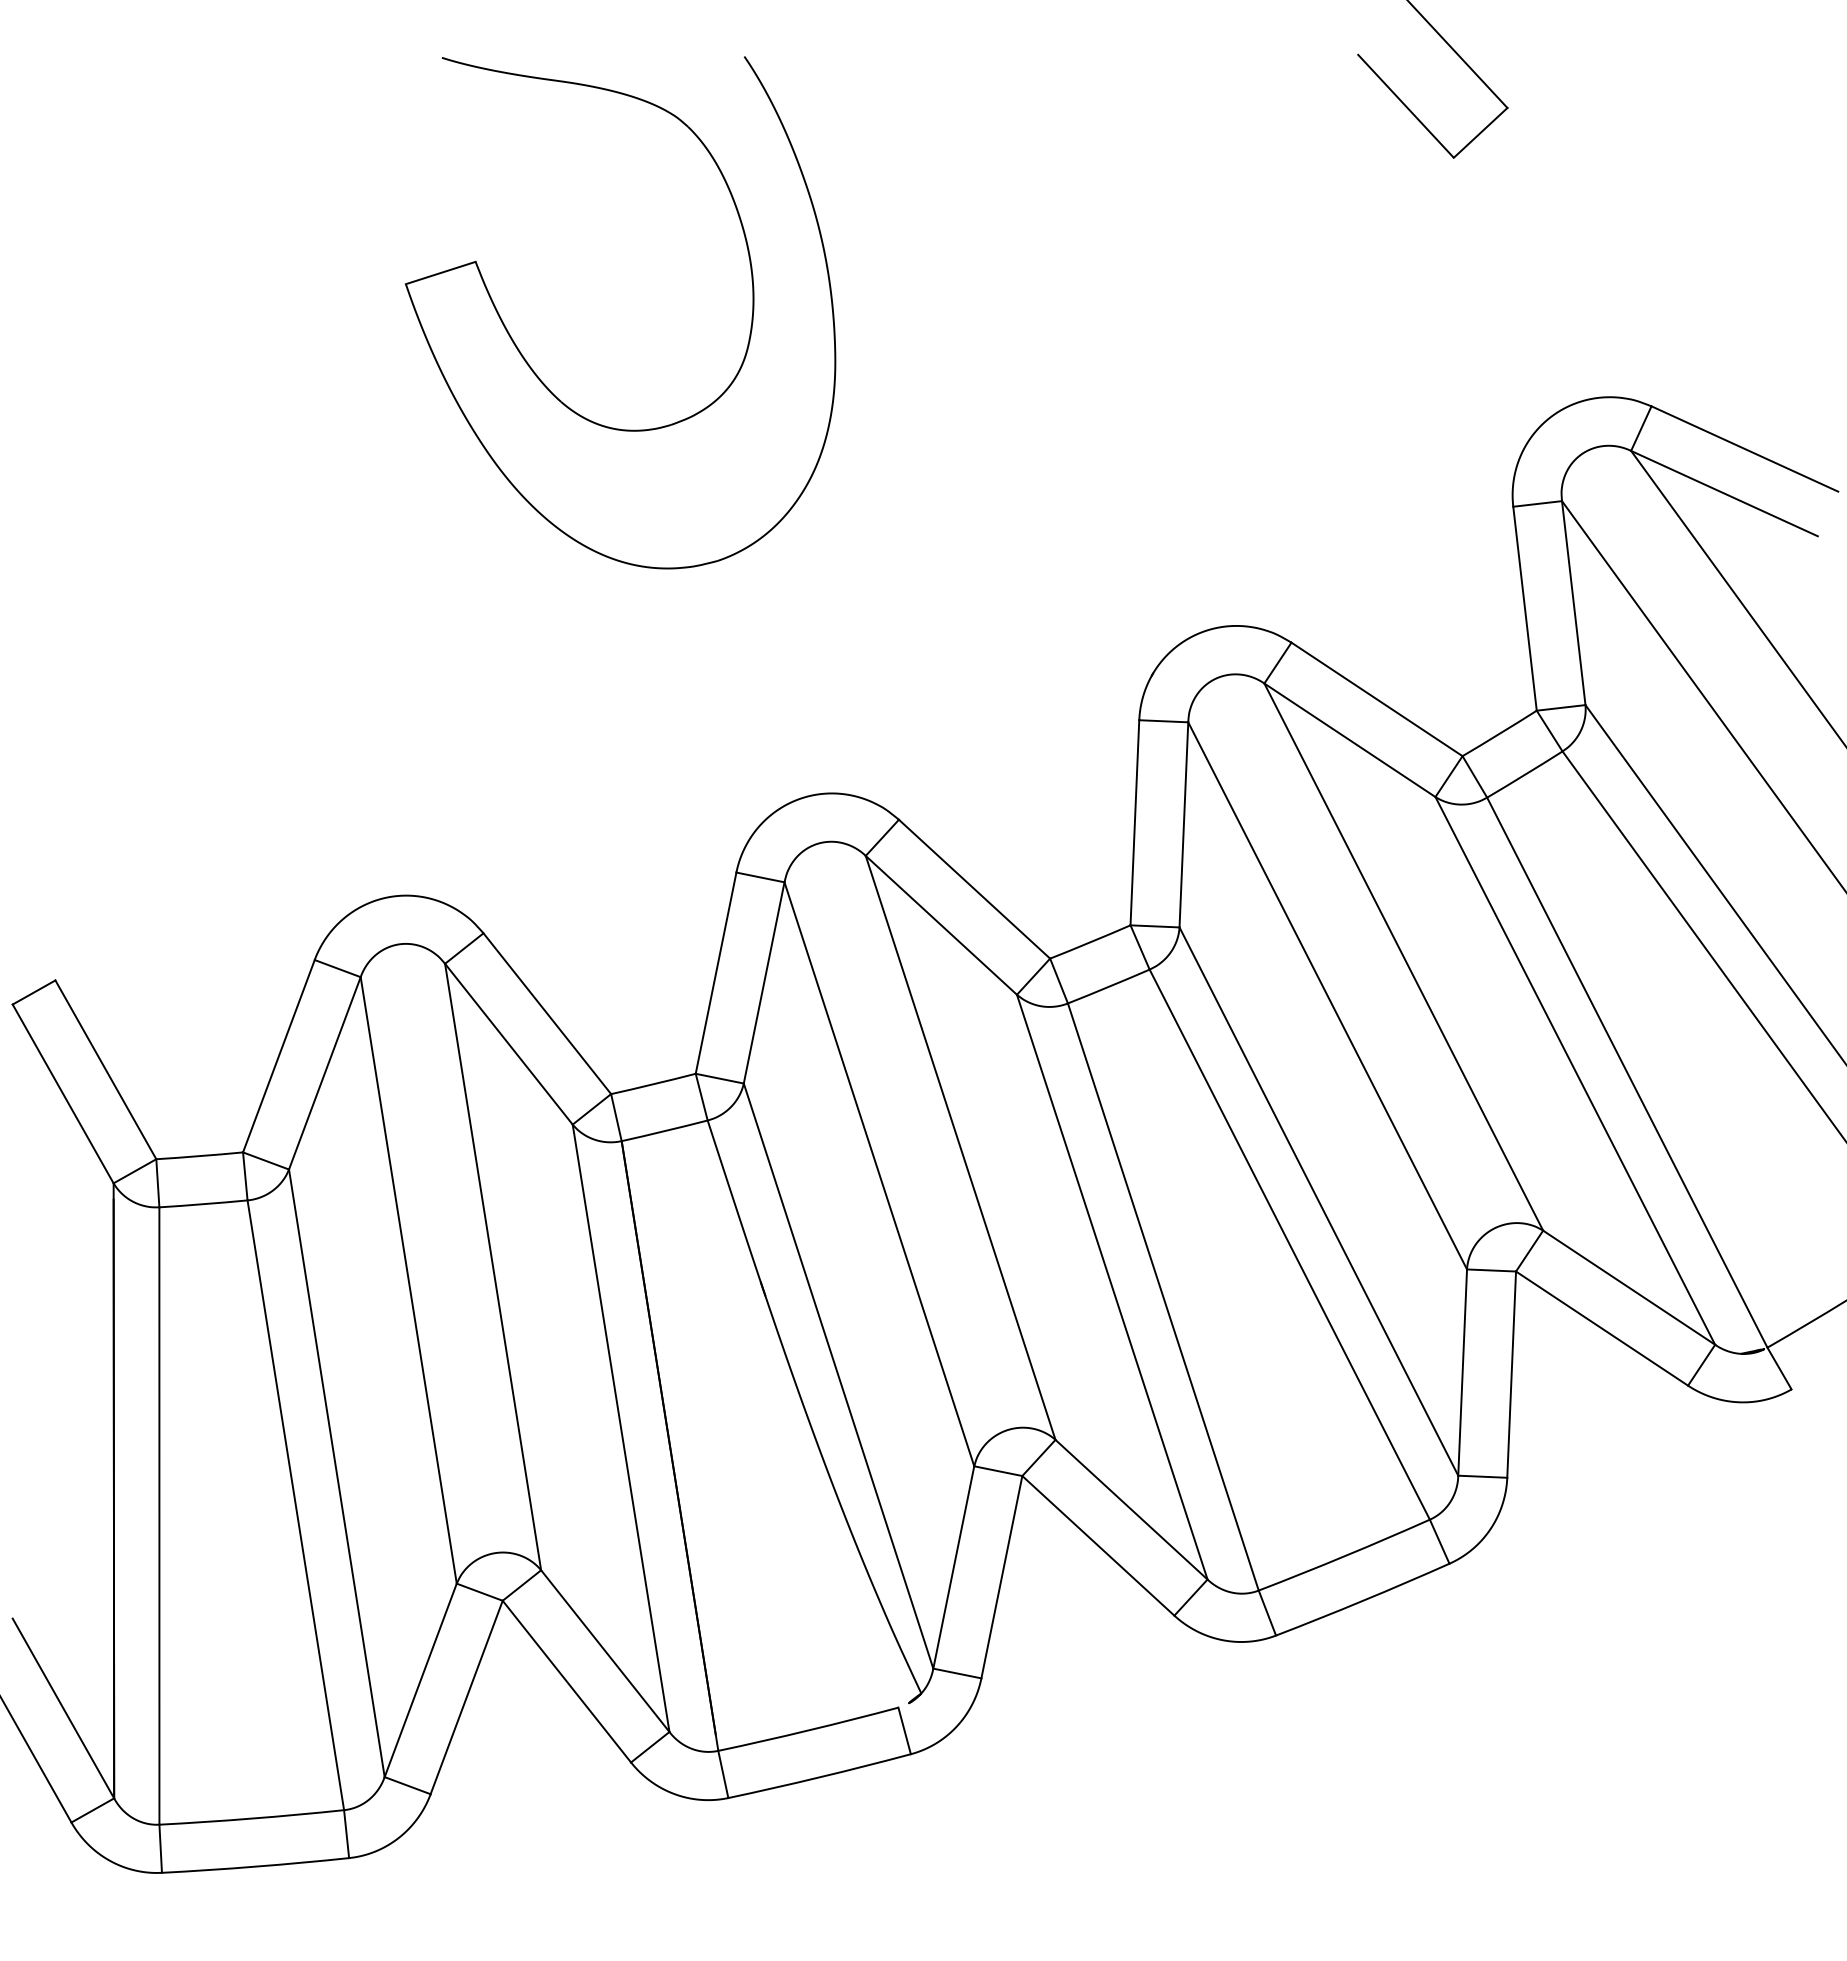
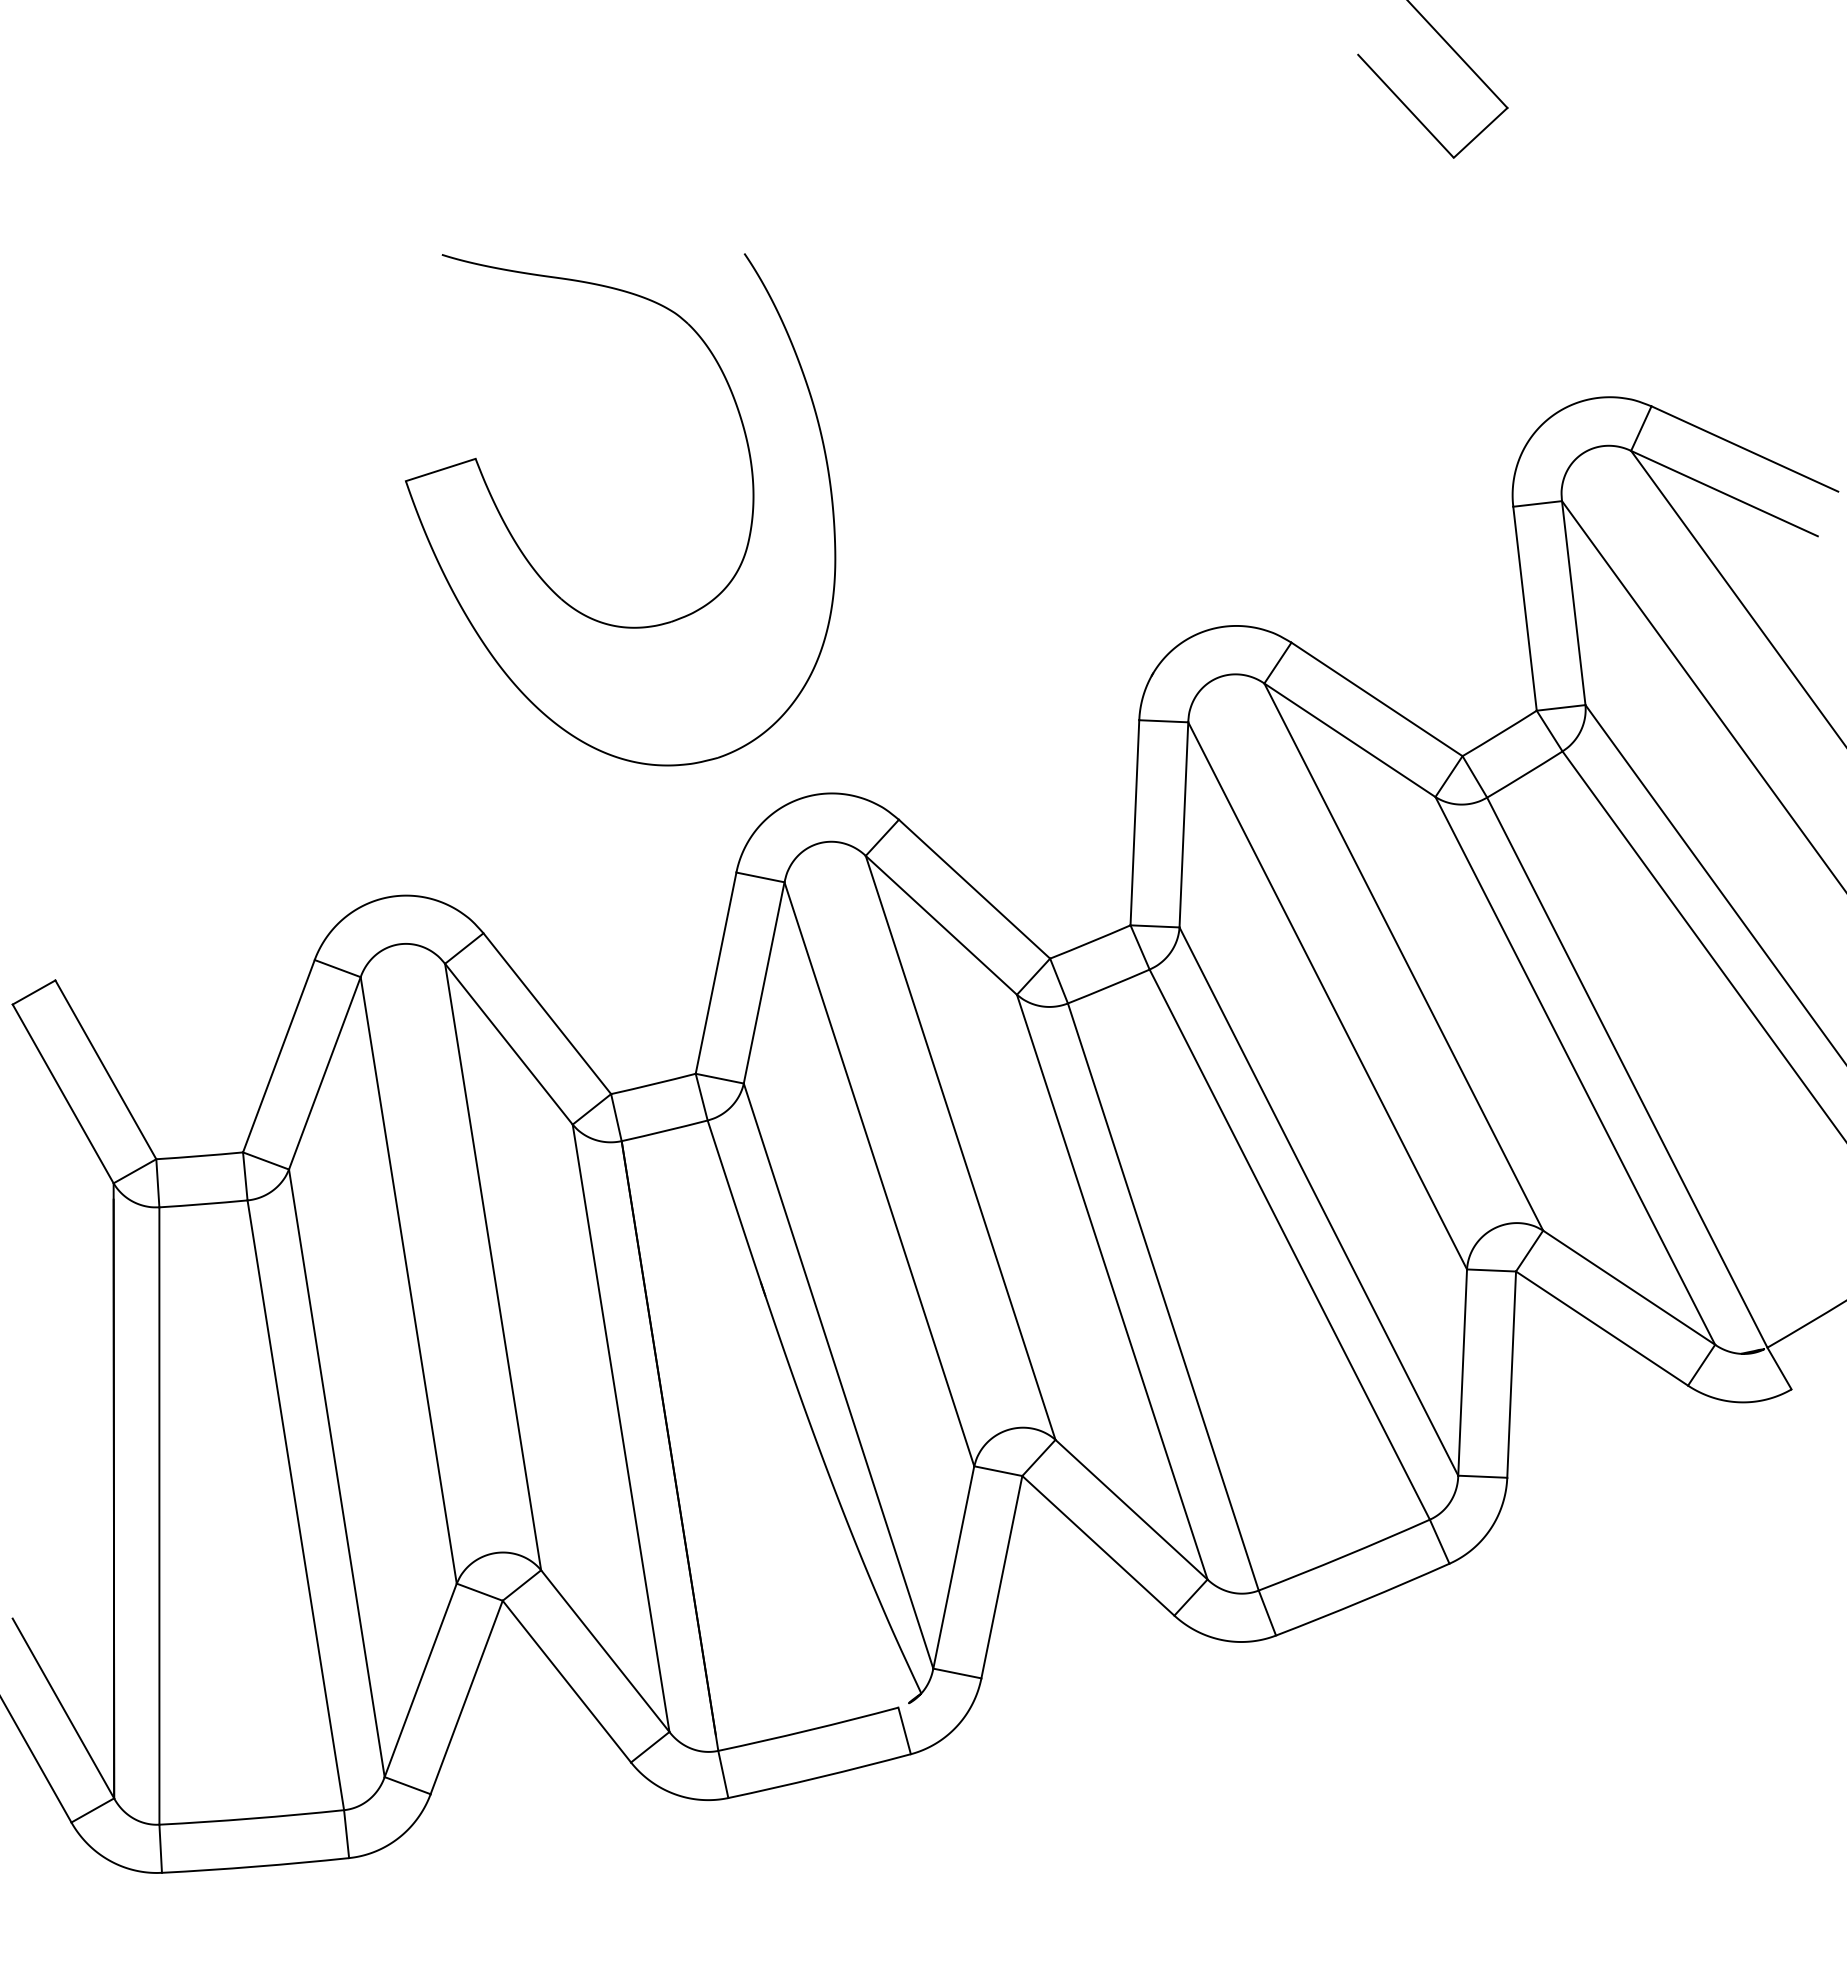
part position: (540, 378) -> (540, 575) (540, 575)
